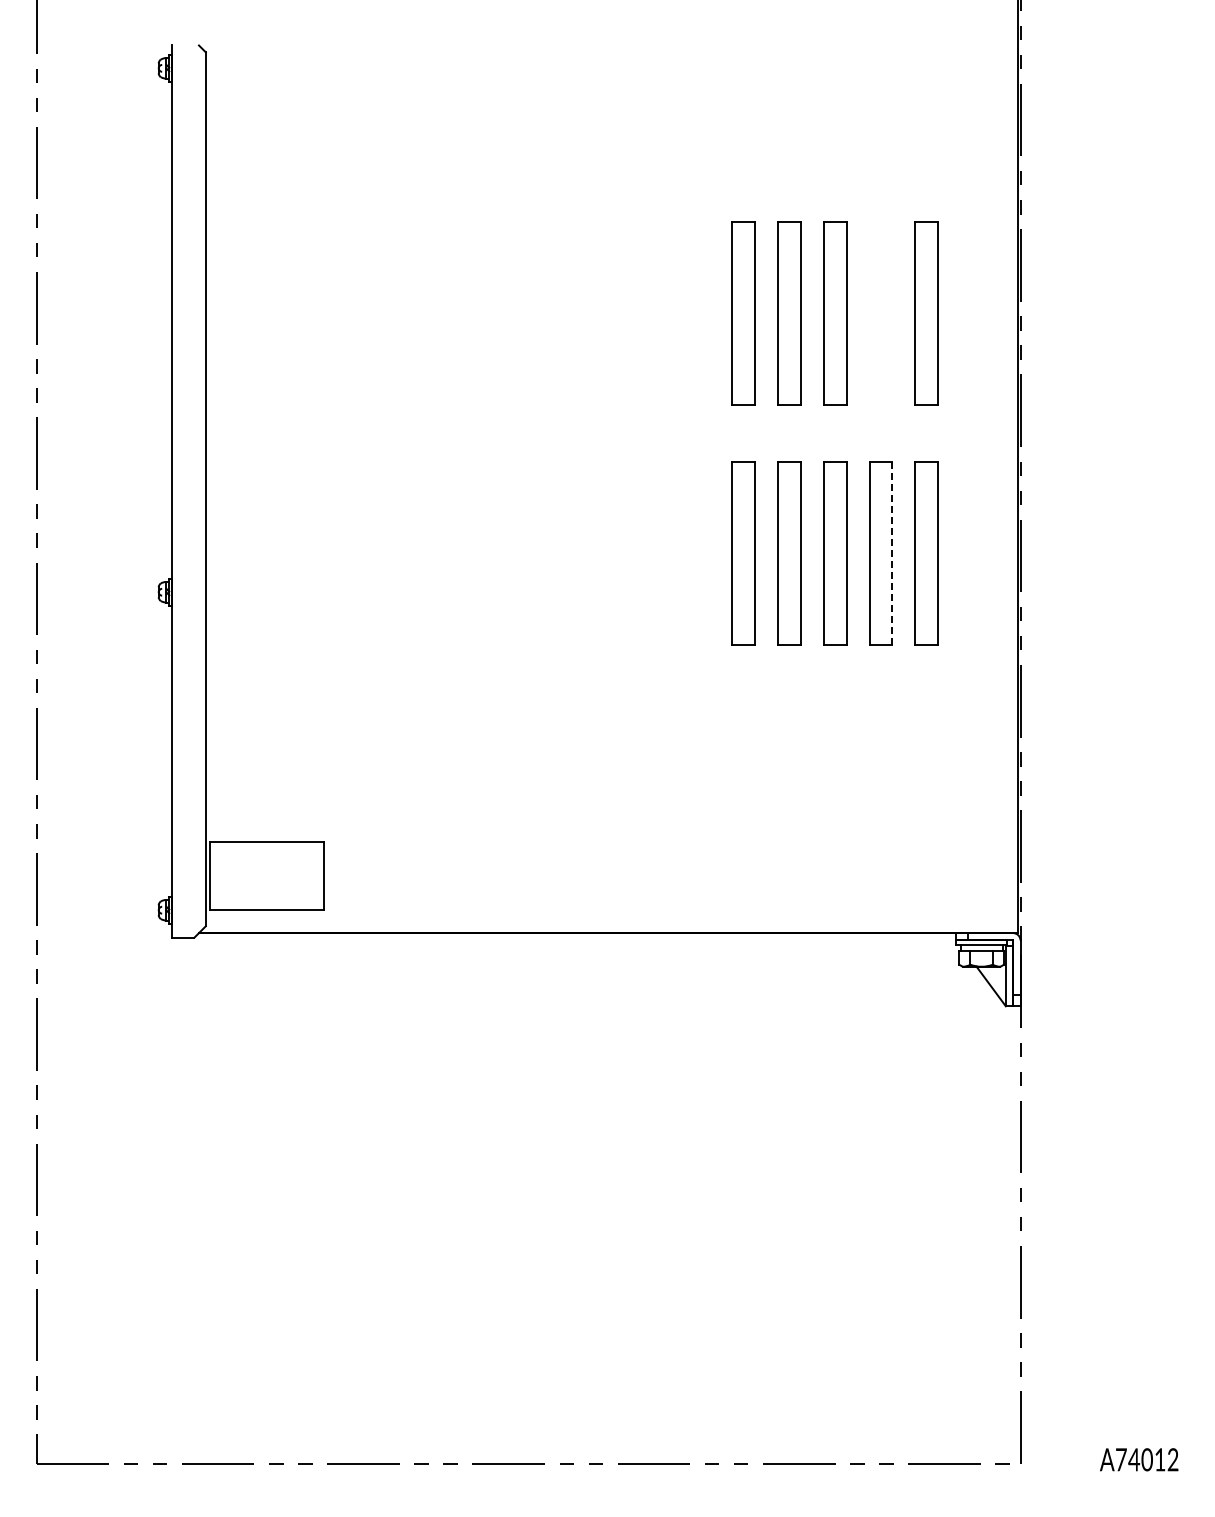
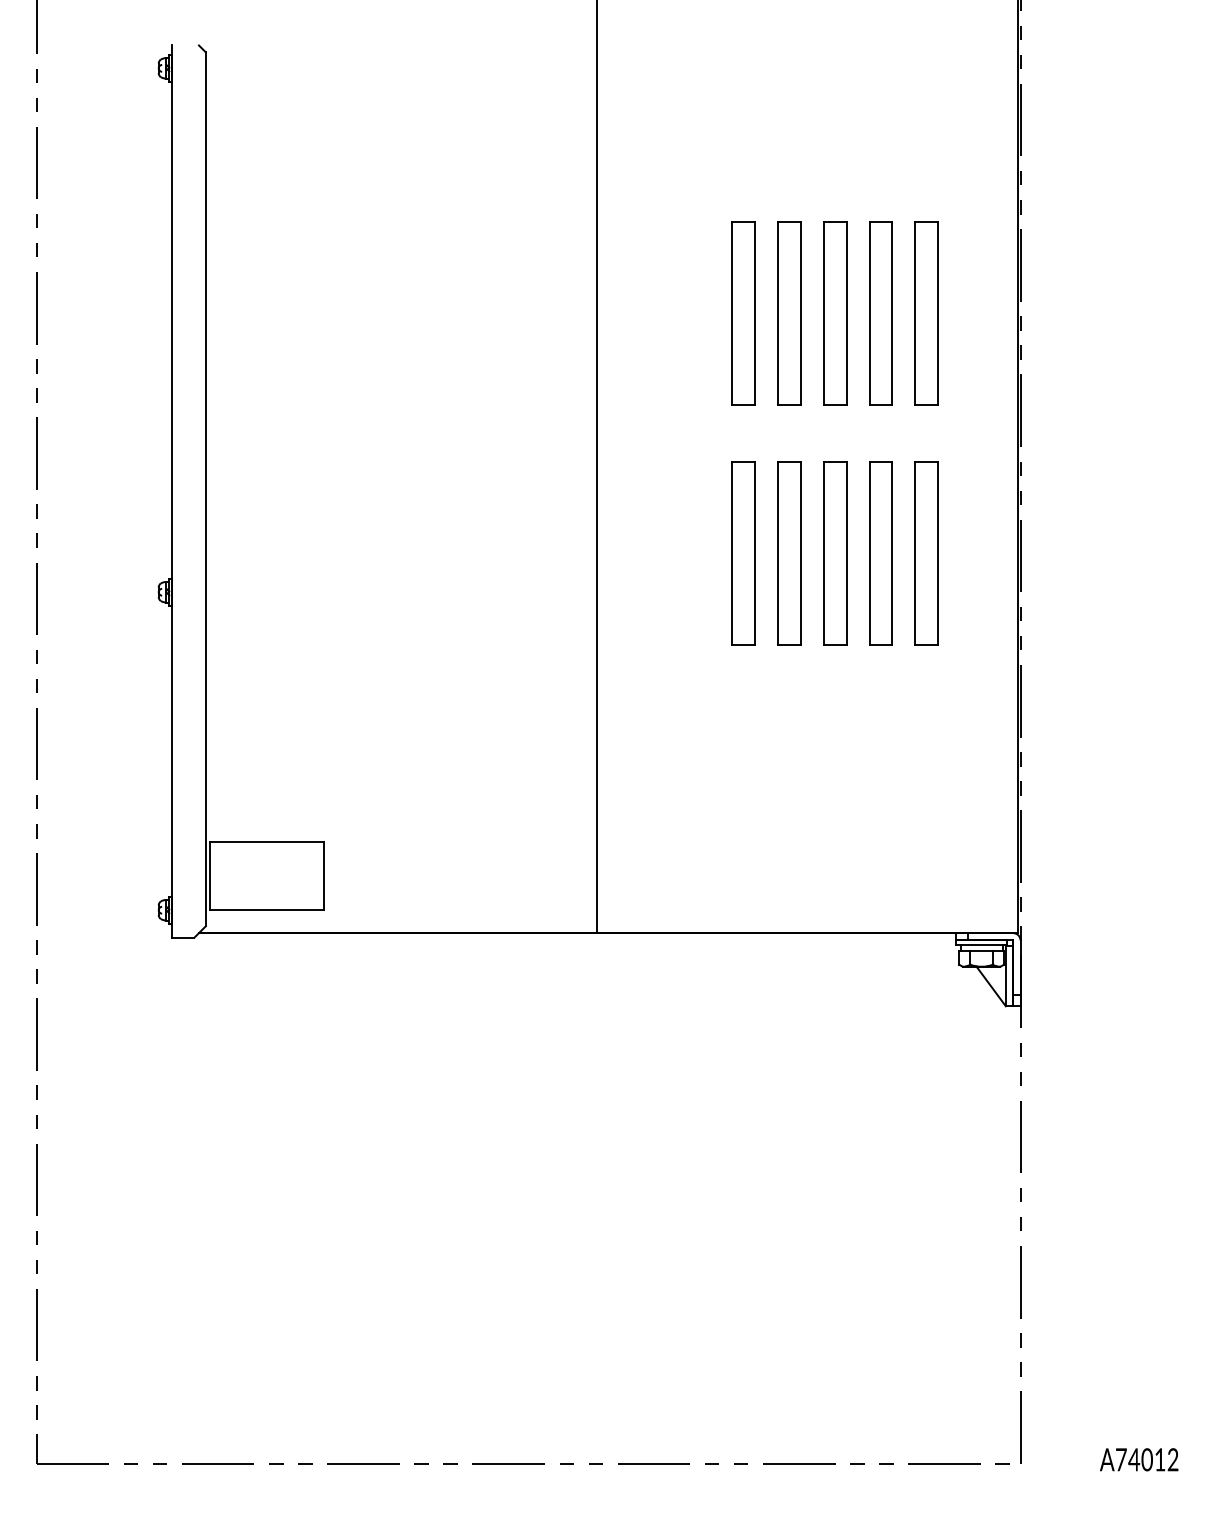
part: none -> present (880, 313)
line: none -> present (597, 467)
line: dashed -> solid (892, 553)
